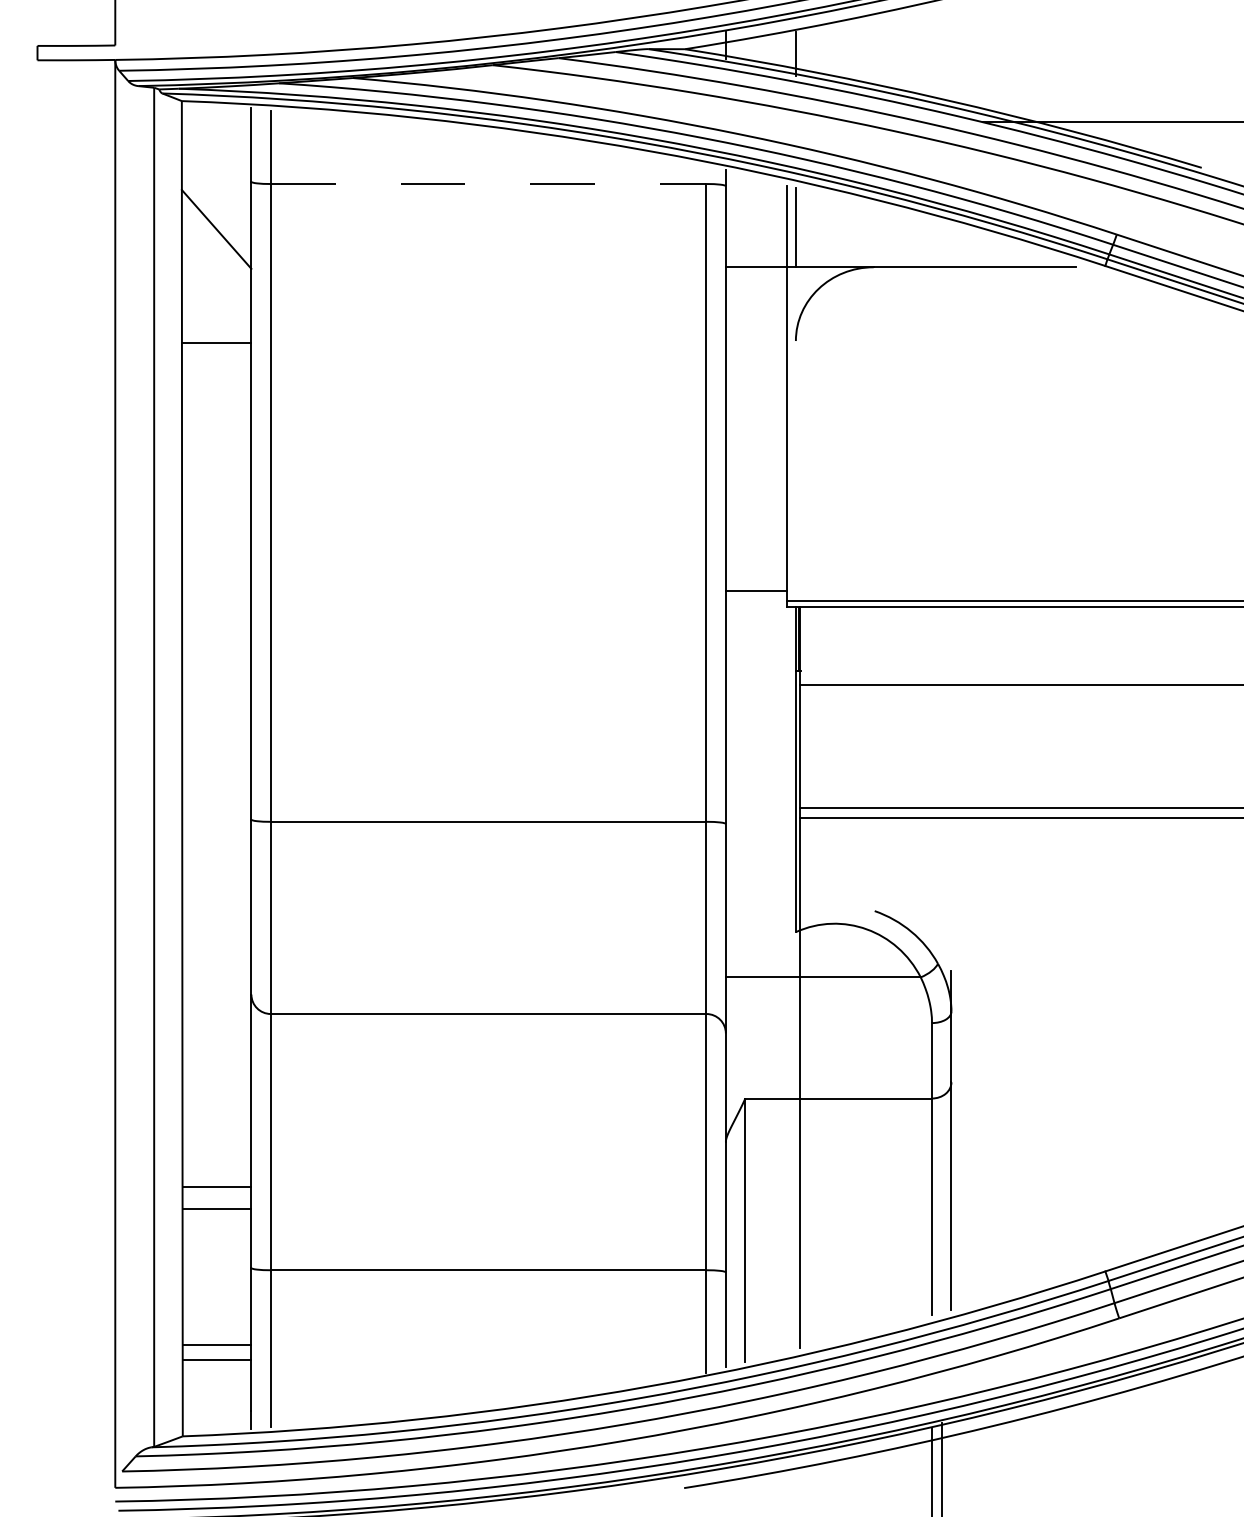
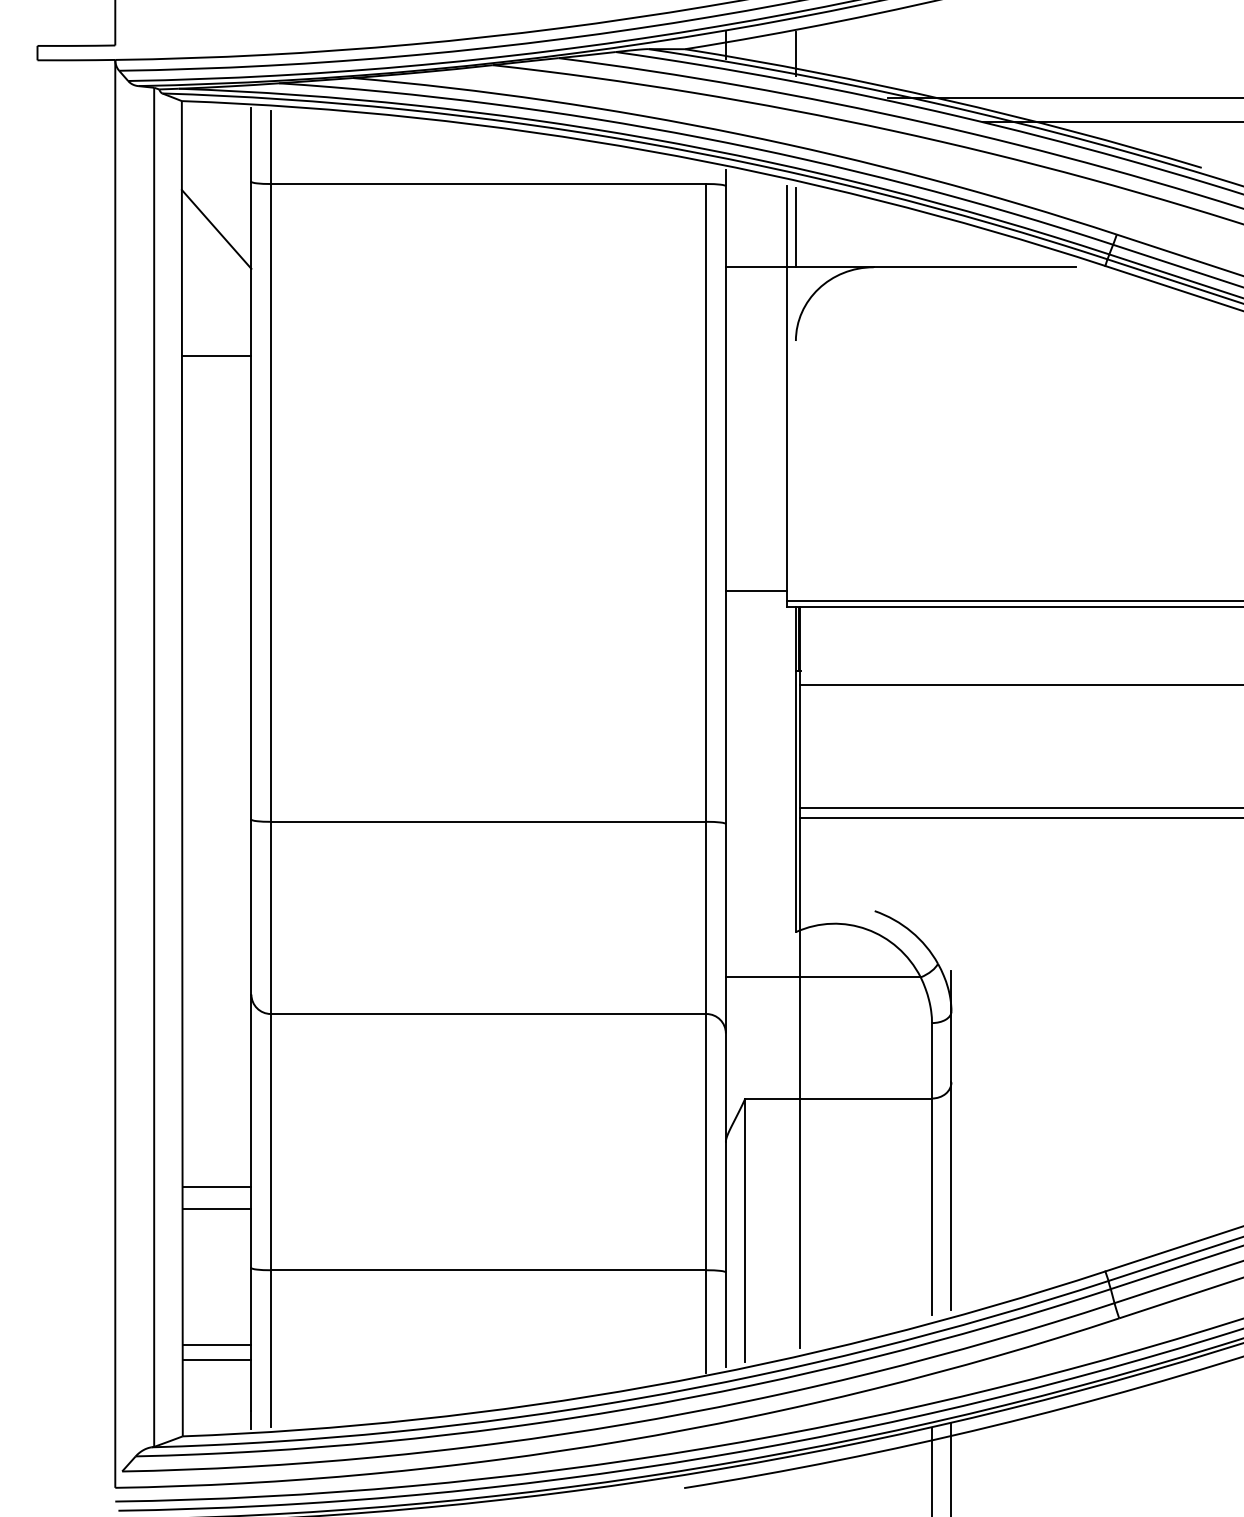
line: none -> present (1063, 98)
line: dashed -> solid (488, 184)
line position: (216, 343) -> (216, 356) (216, 356)
line position: (942, 1468) -> (951, 1468) (951, 1468)
